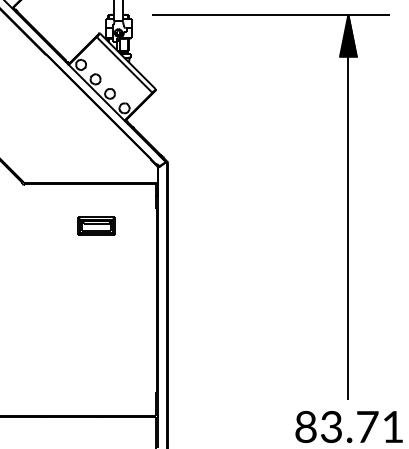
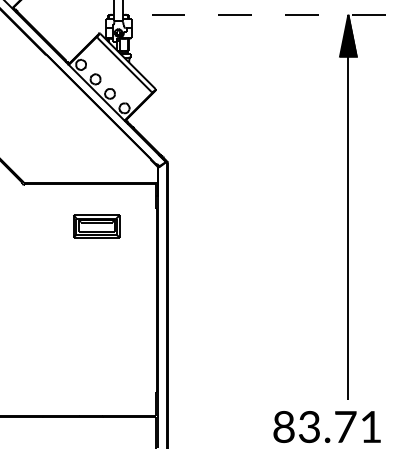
line: solid -> dashed (271, 14)
part size: 39x20 px -> 48x25 px (96, 226)
text position: (348, 426) -> (326, 426) (326, 426)
